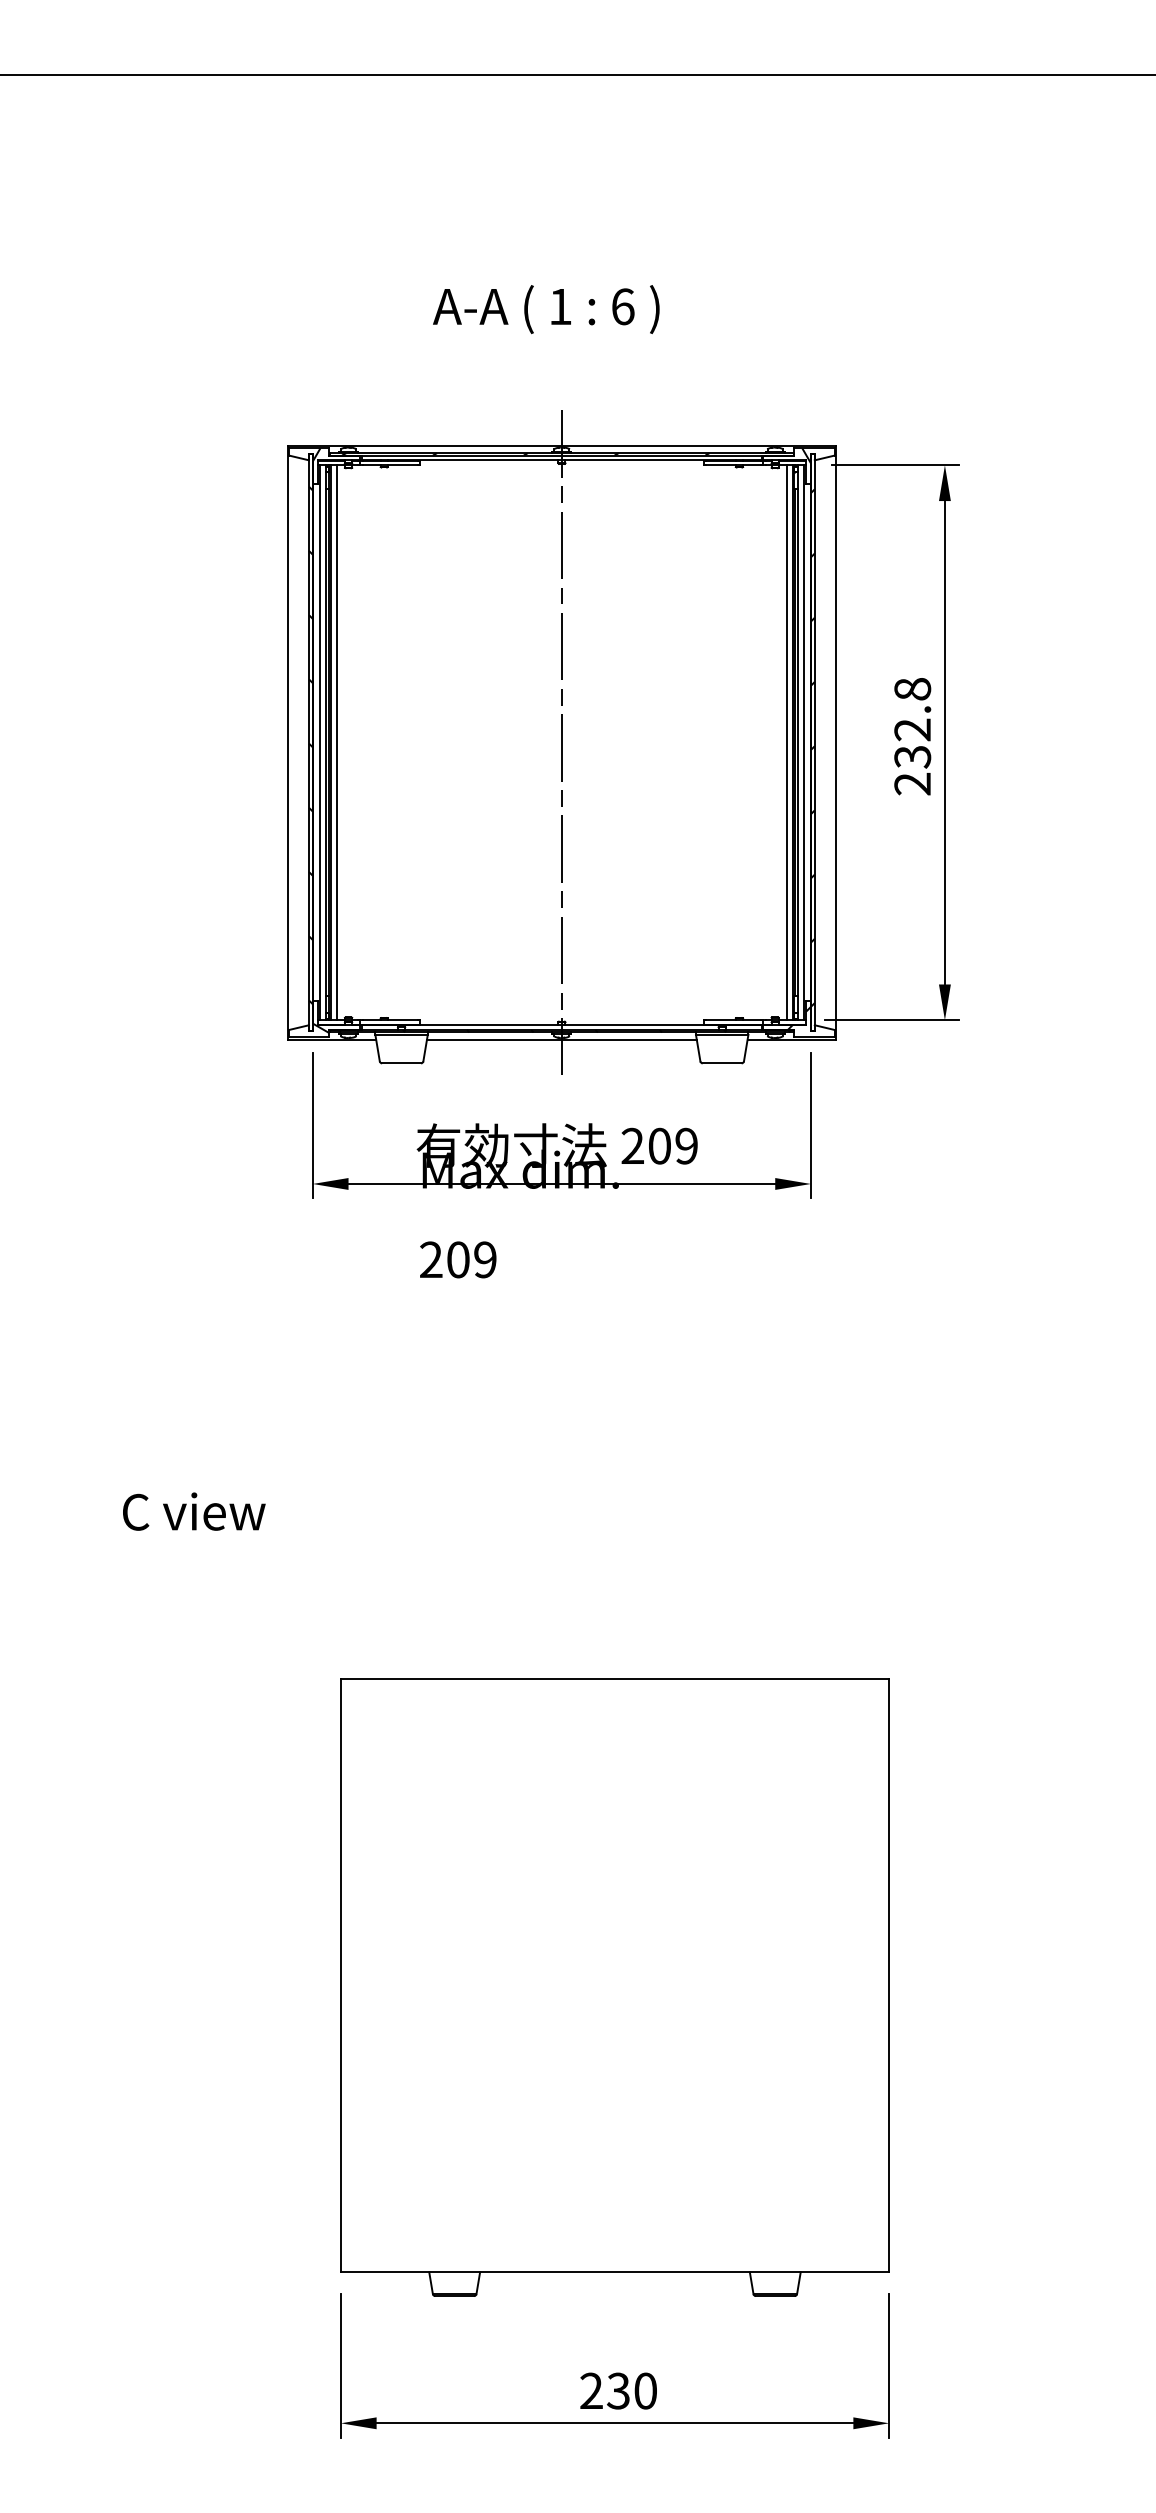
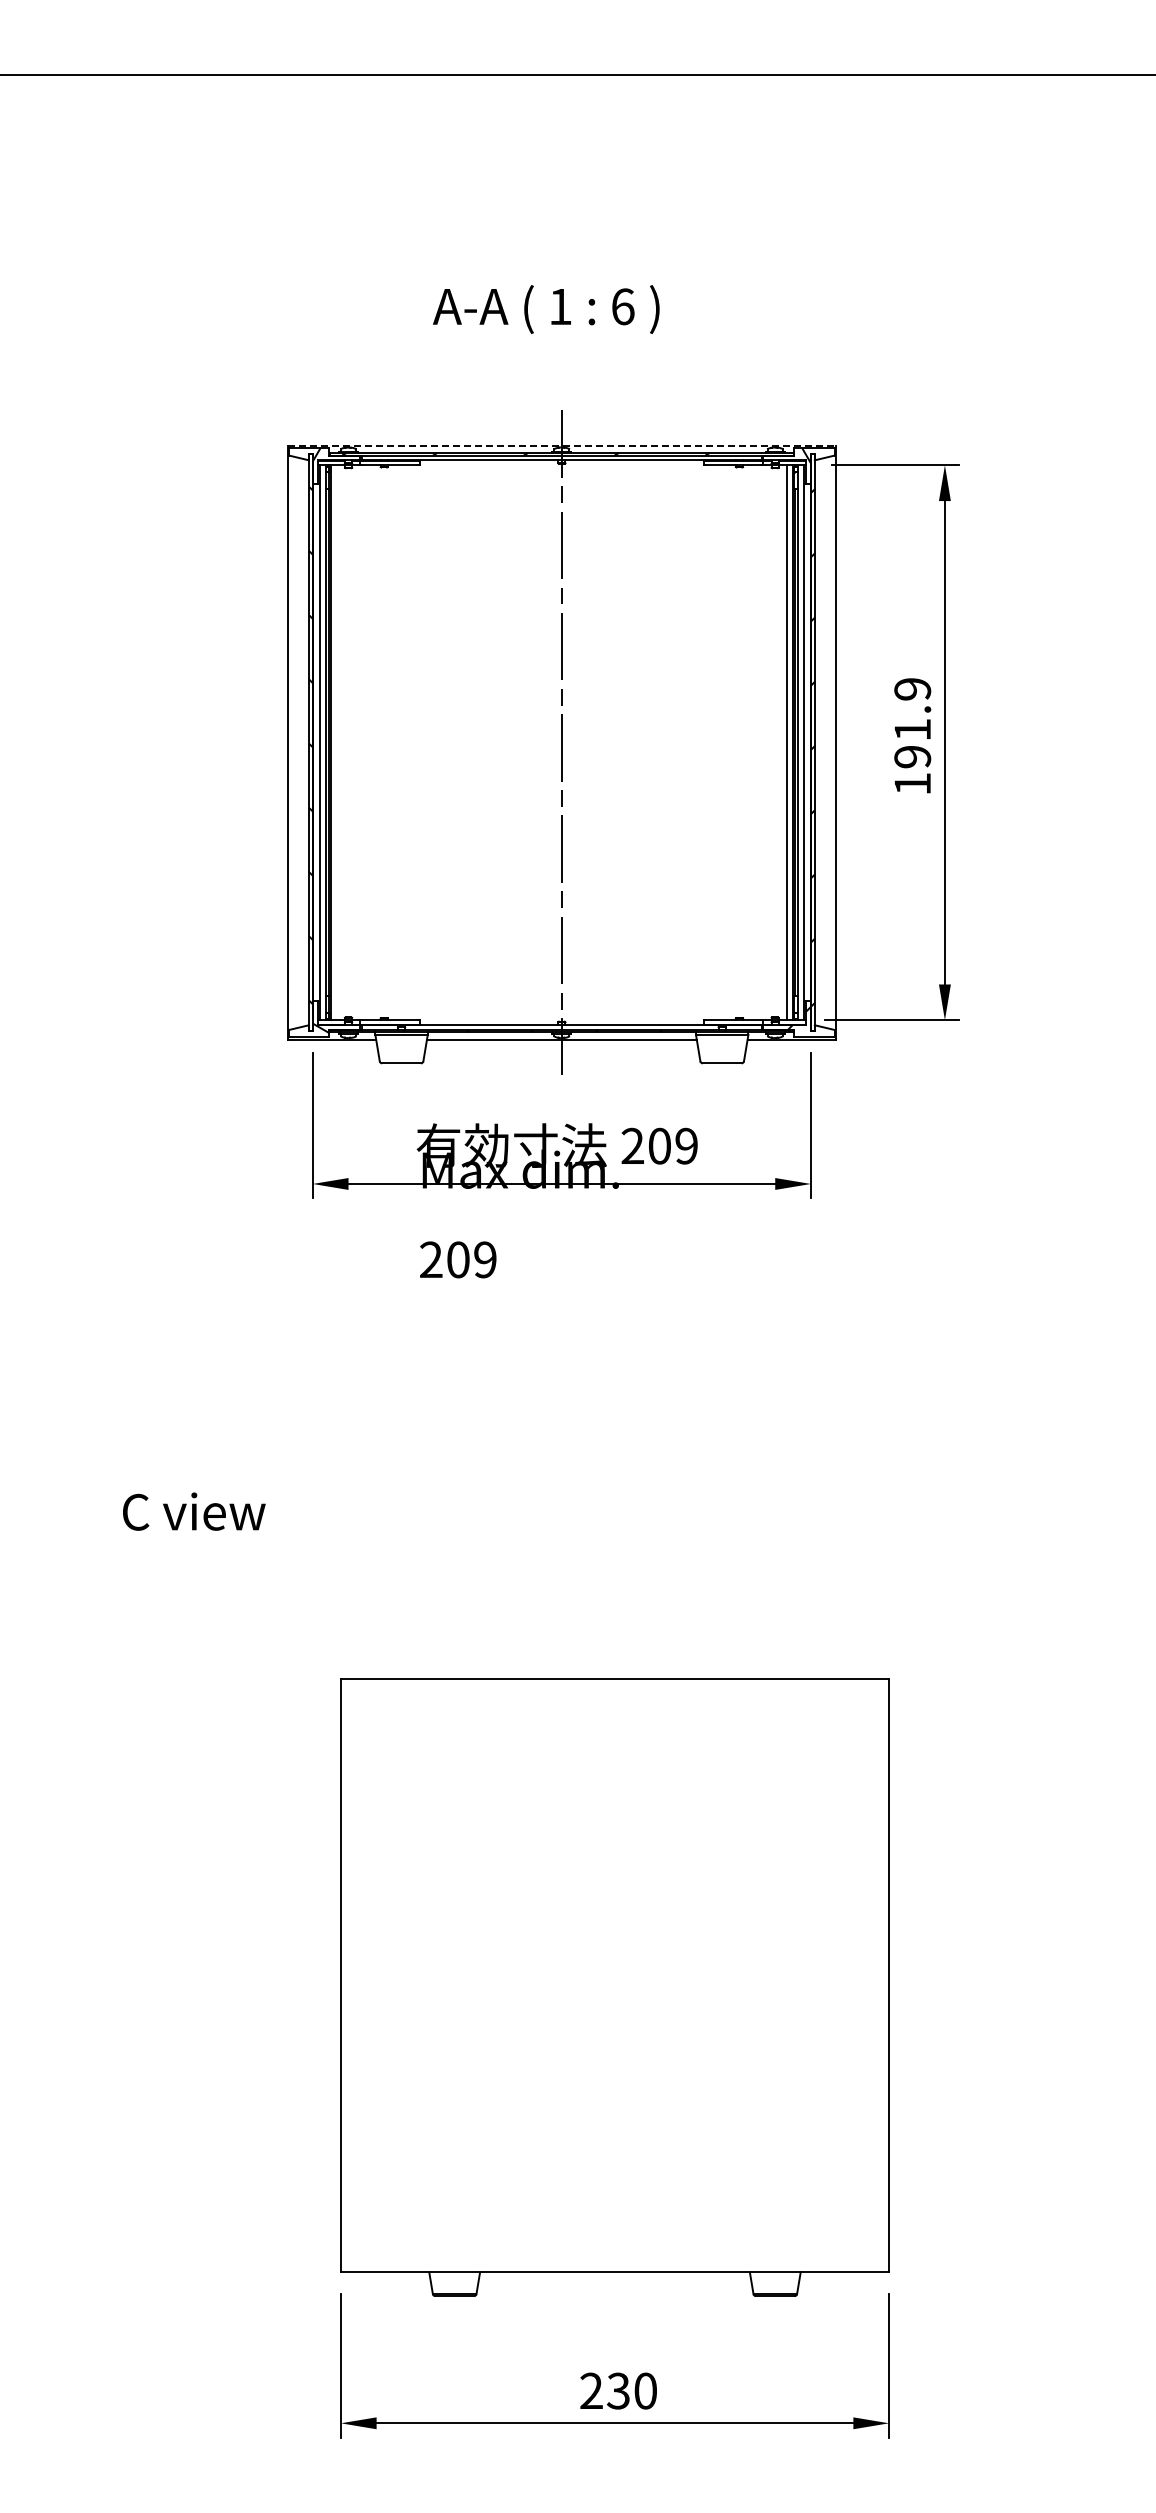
line: solid -> dashed (562, 446)
text: 232.8 -> 191.9 (912, 736)
line: present -> none (336, 742)
